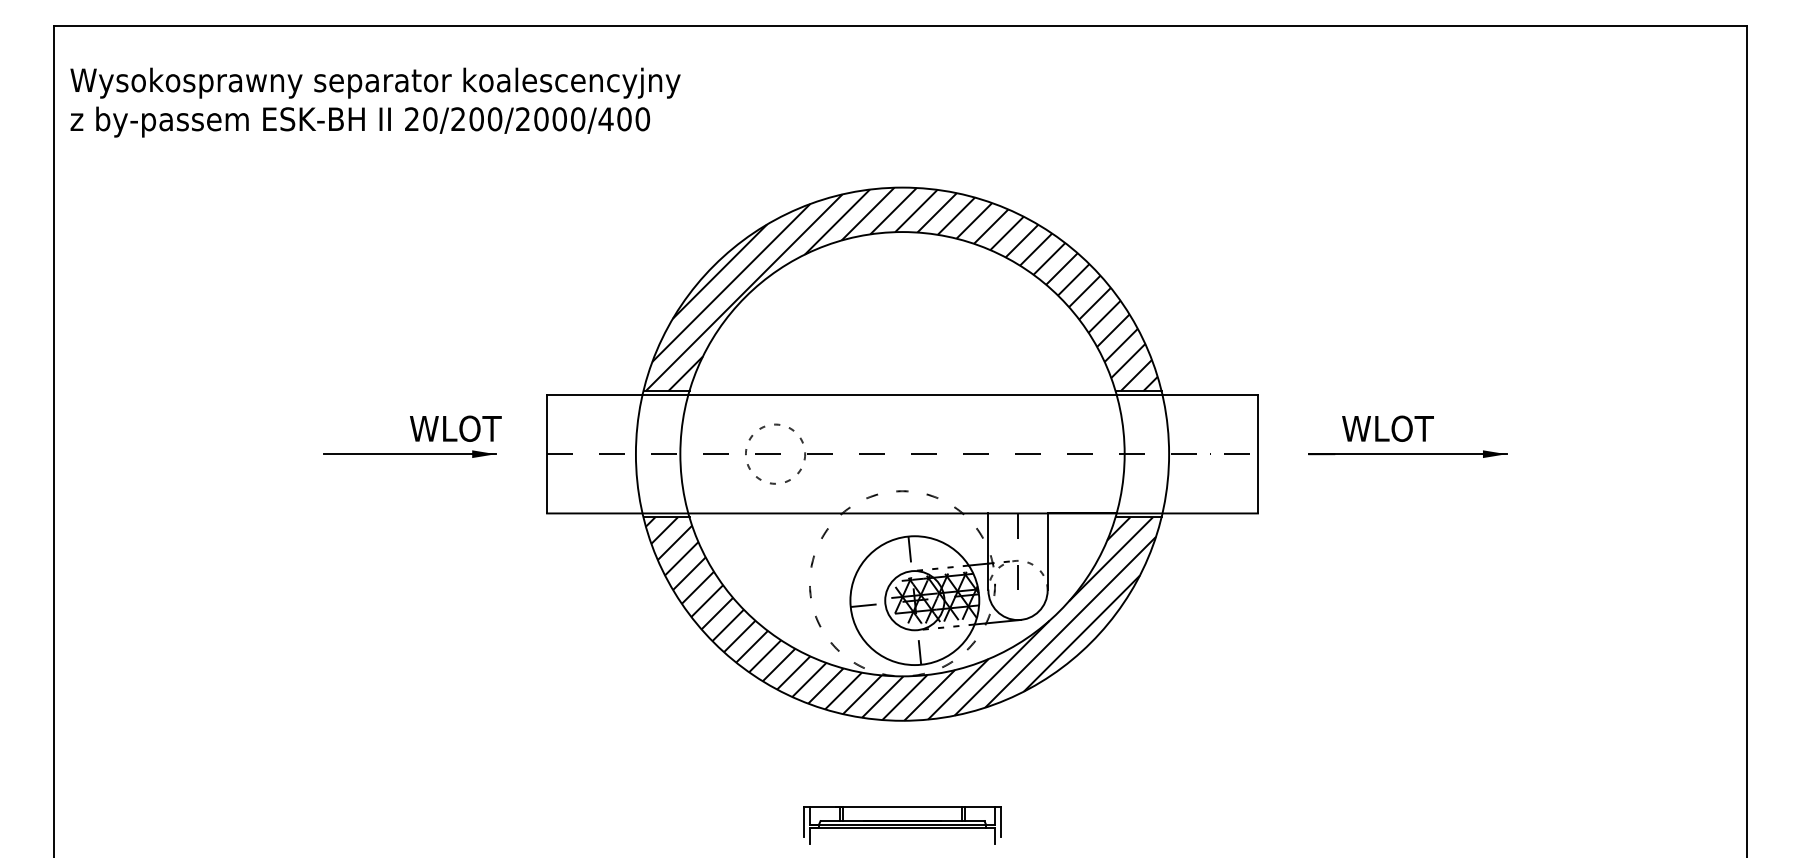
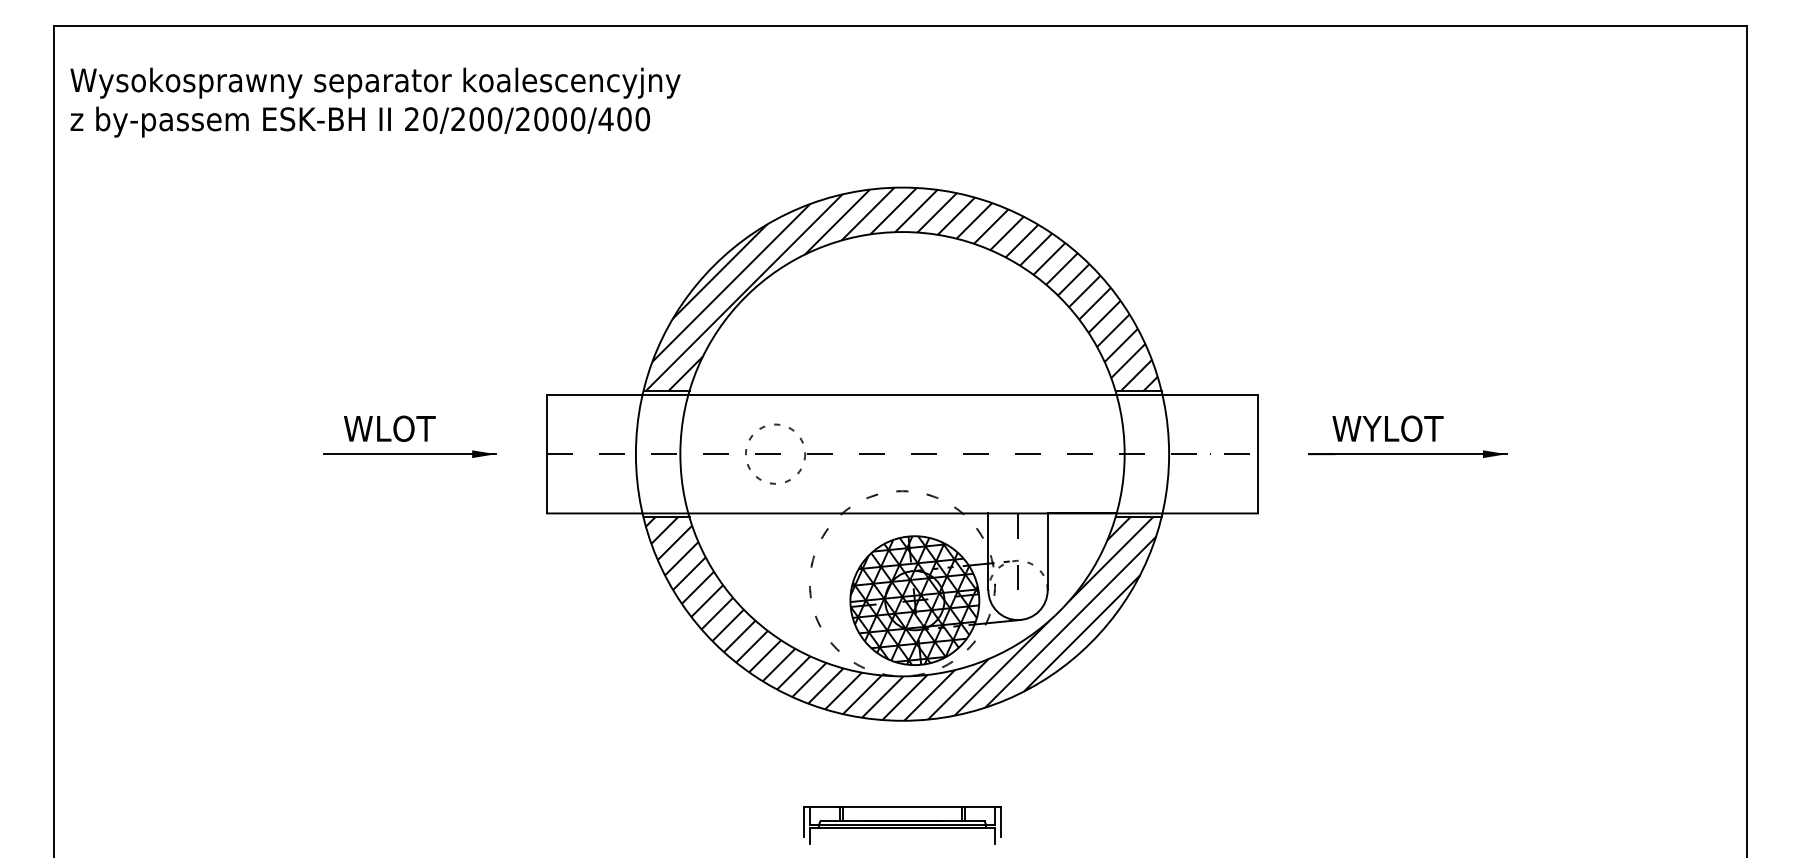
text position: (455, 428) -> (389, 428) (389, 428)
text: WLOT -> WYLOT (1387, 428)
hatch: none -> present (912, 600)
